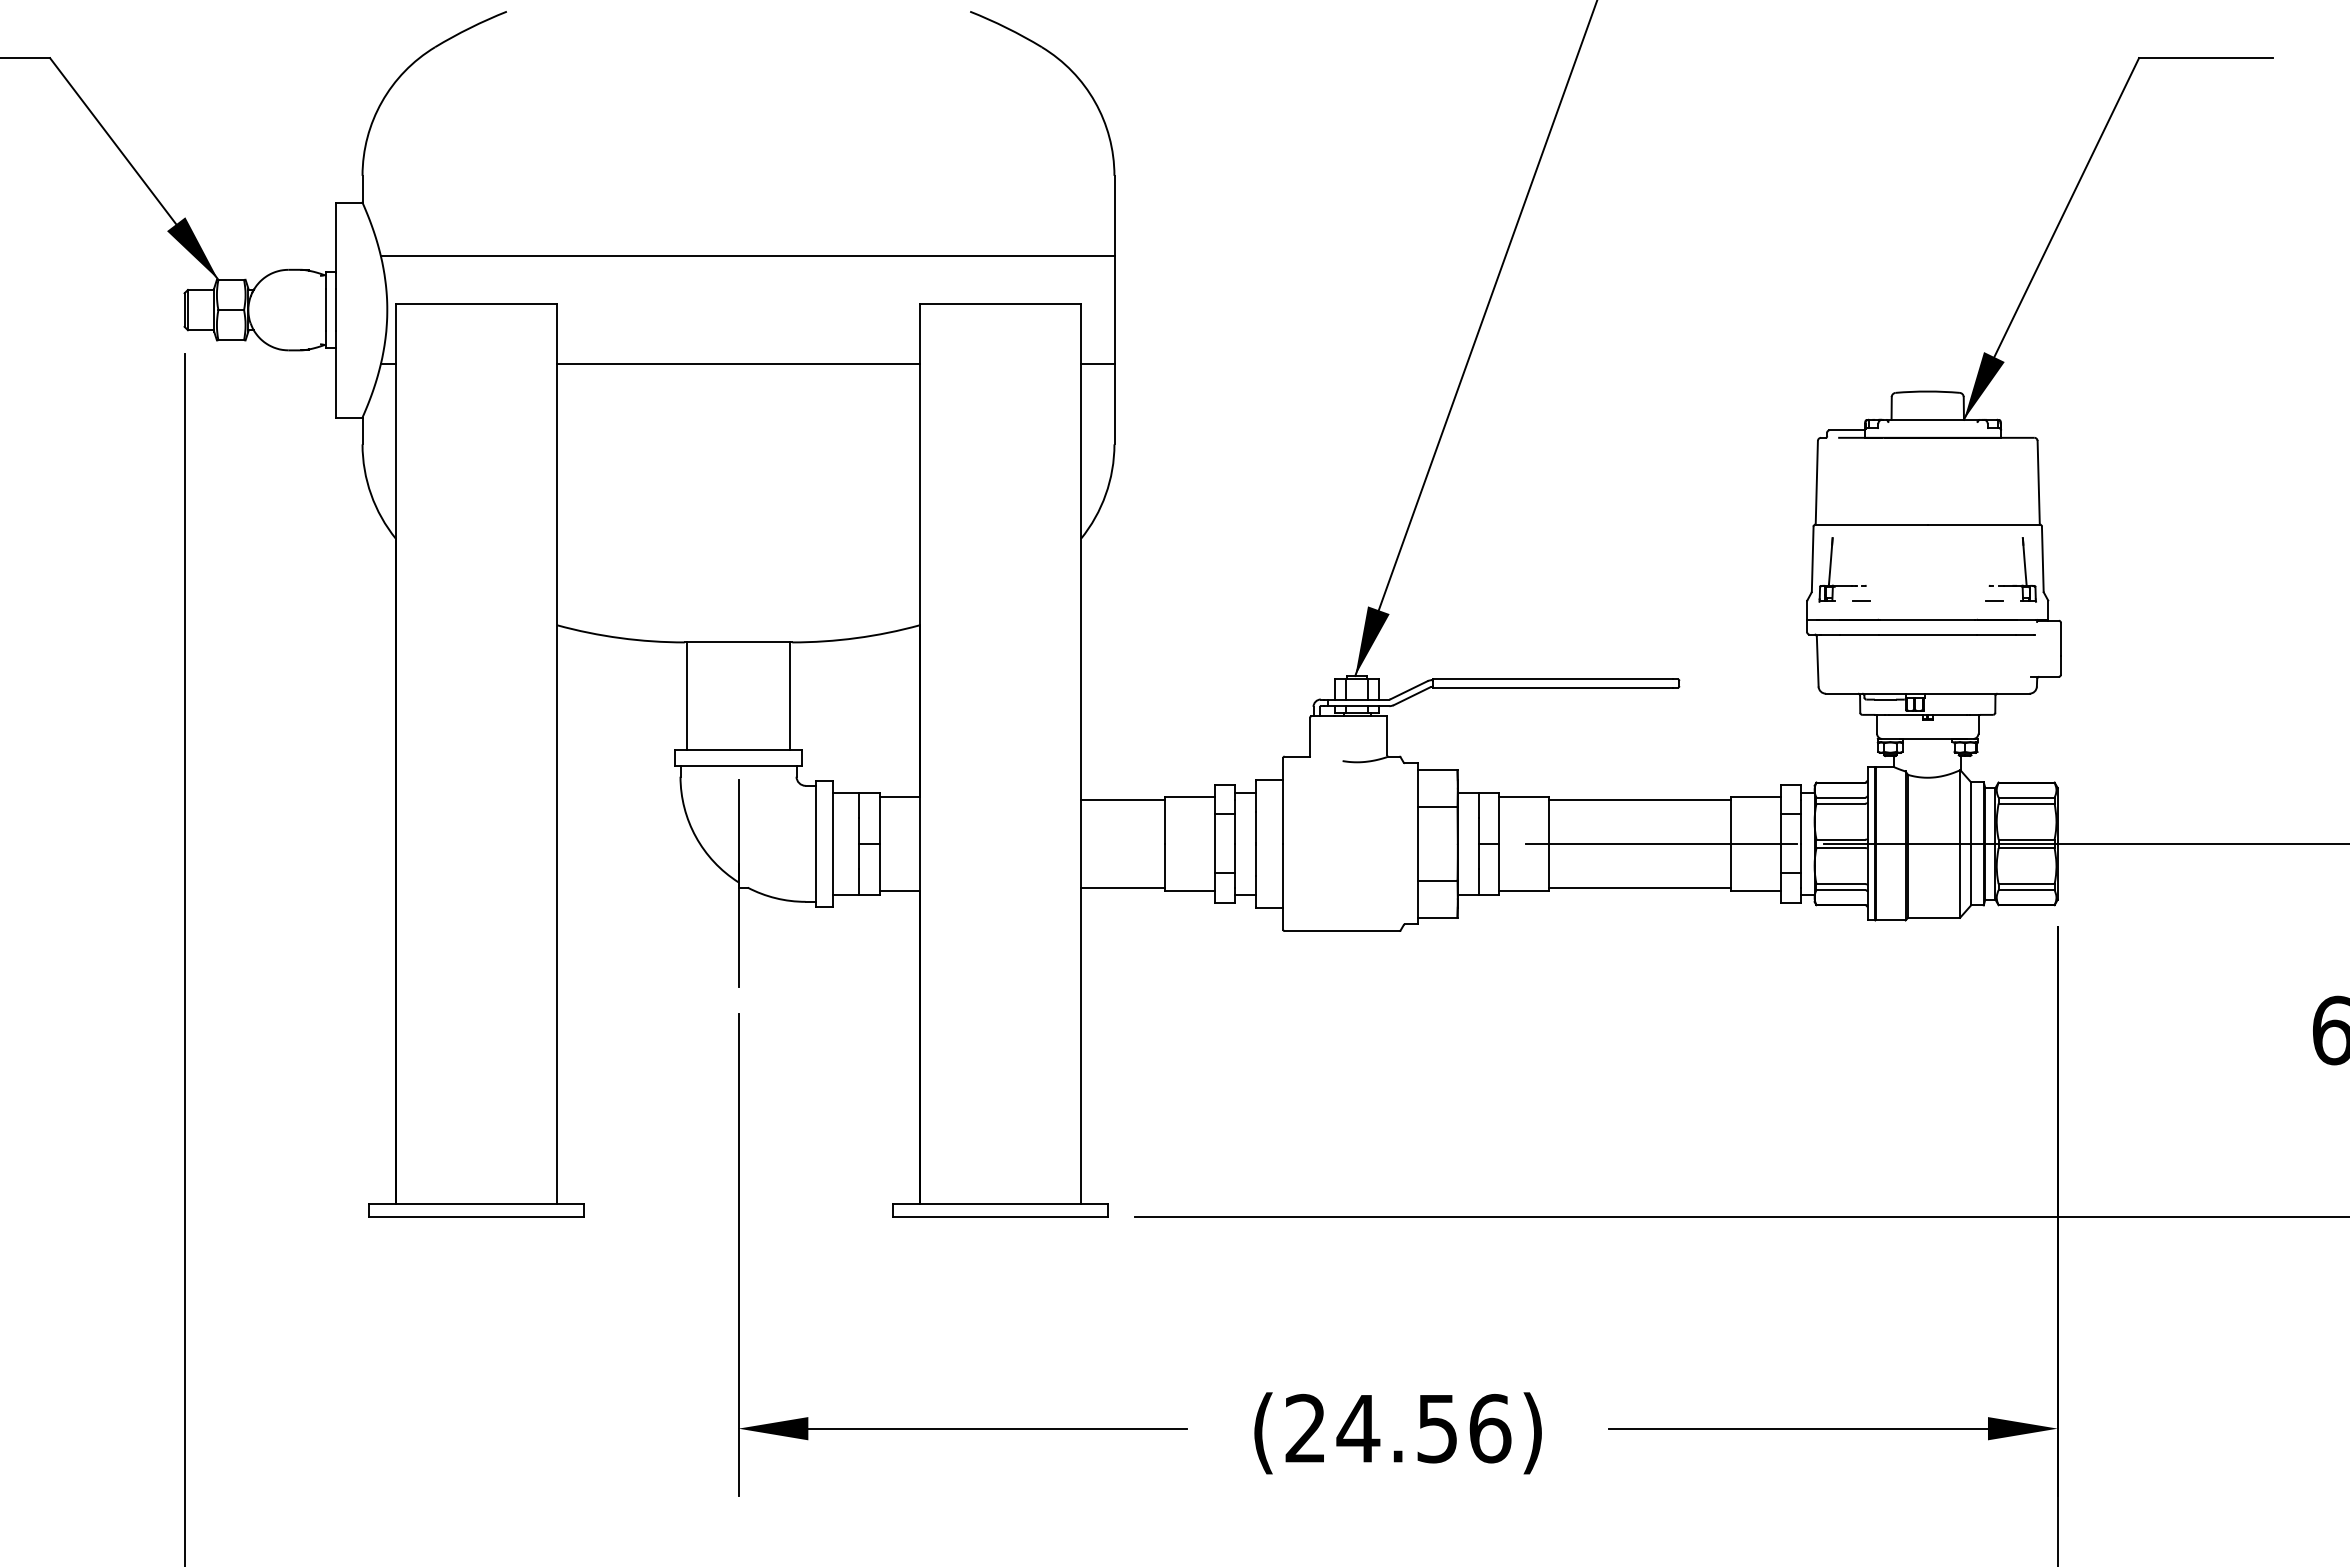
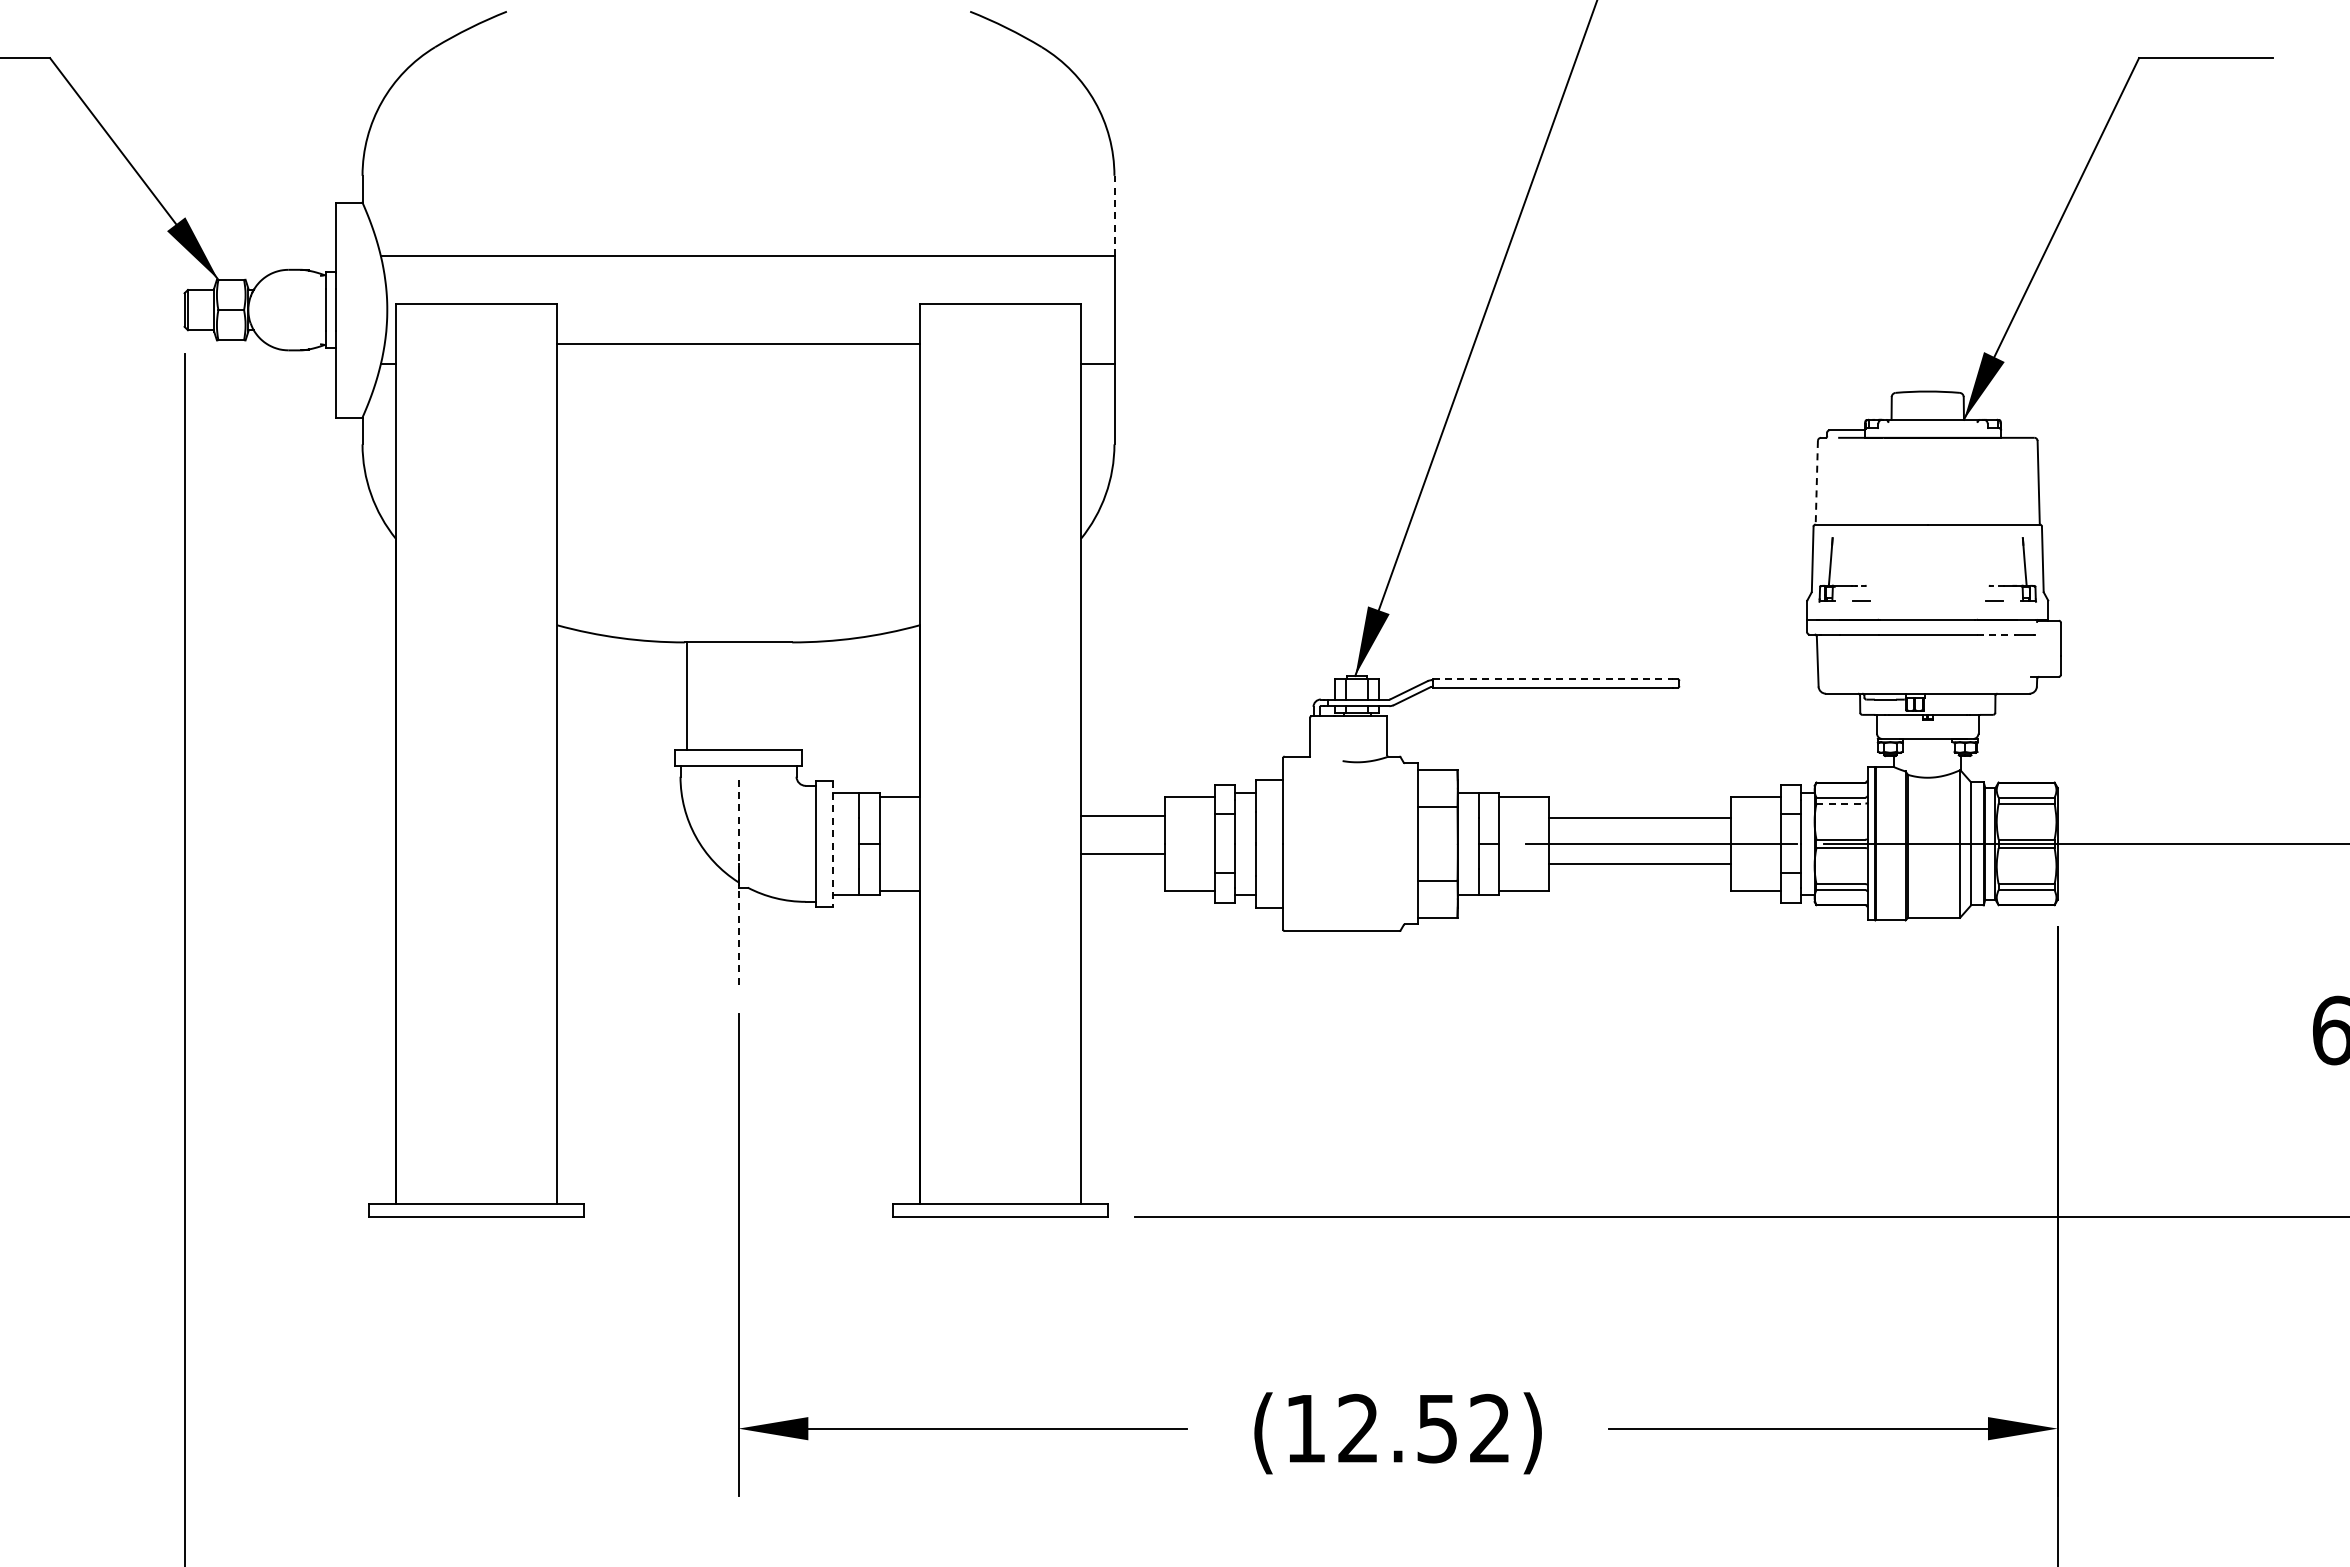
line: solid -> dashed (1114, 215)
line position: (738, 363) -> (738, 343) (738, 343)
line: solid -> dashed (1816, 482)
line: solid -> dashed (1996, 634)
line: solid -> dashed (1553, 679)
line: present -> none (789, 695)
line position: (1122, 800) -> (1122, 816) (1122, 816)
line position: (1639, 800) -> (1639, 818) (1639, 818)
line: solid -> dashed (1841, 803)
line: solid -> dashed (832, 844)
line: solid -> dashed (738, 883)
line position: (1122, 887) -> (1122, 853) (1122, 853)
line position: (1639, 887) -> (1639, 863) (1639, 863)
text: (24.56) -> (12.52) (1398, 1428)
